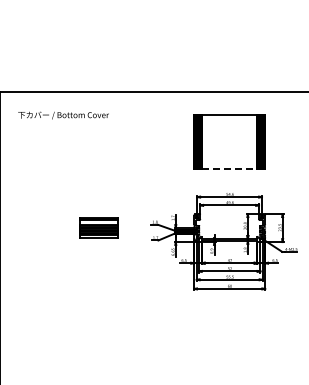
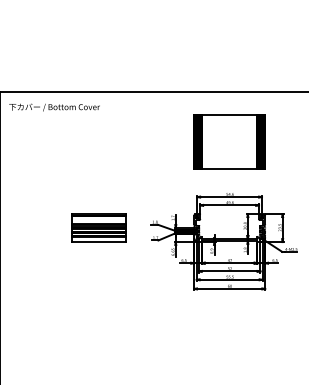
text position: (63, 115) -> (54, 107) (54, 107)
line: dashed -> solid (230, 169)
part size: 40x22 px -> 56x30 px (98, 227)
